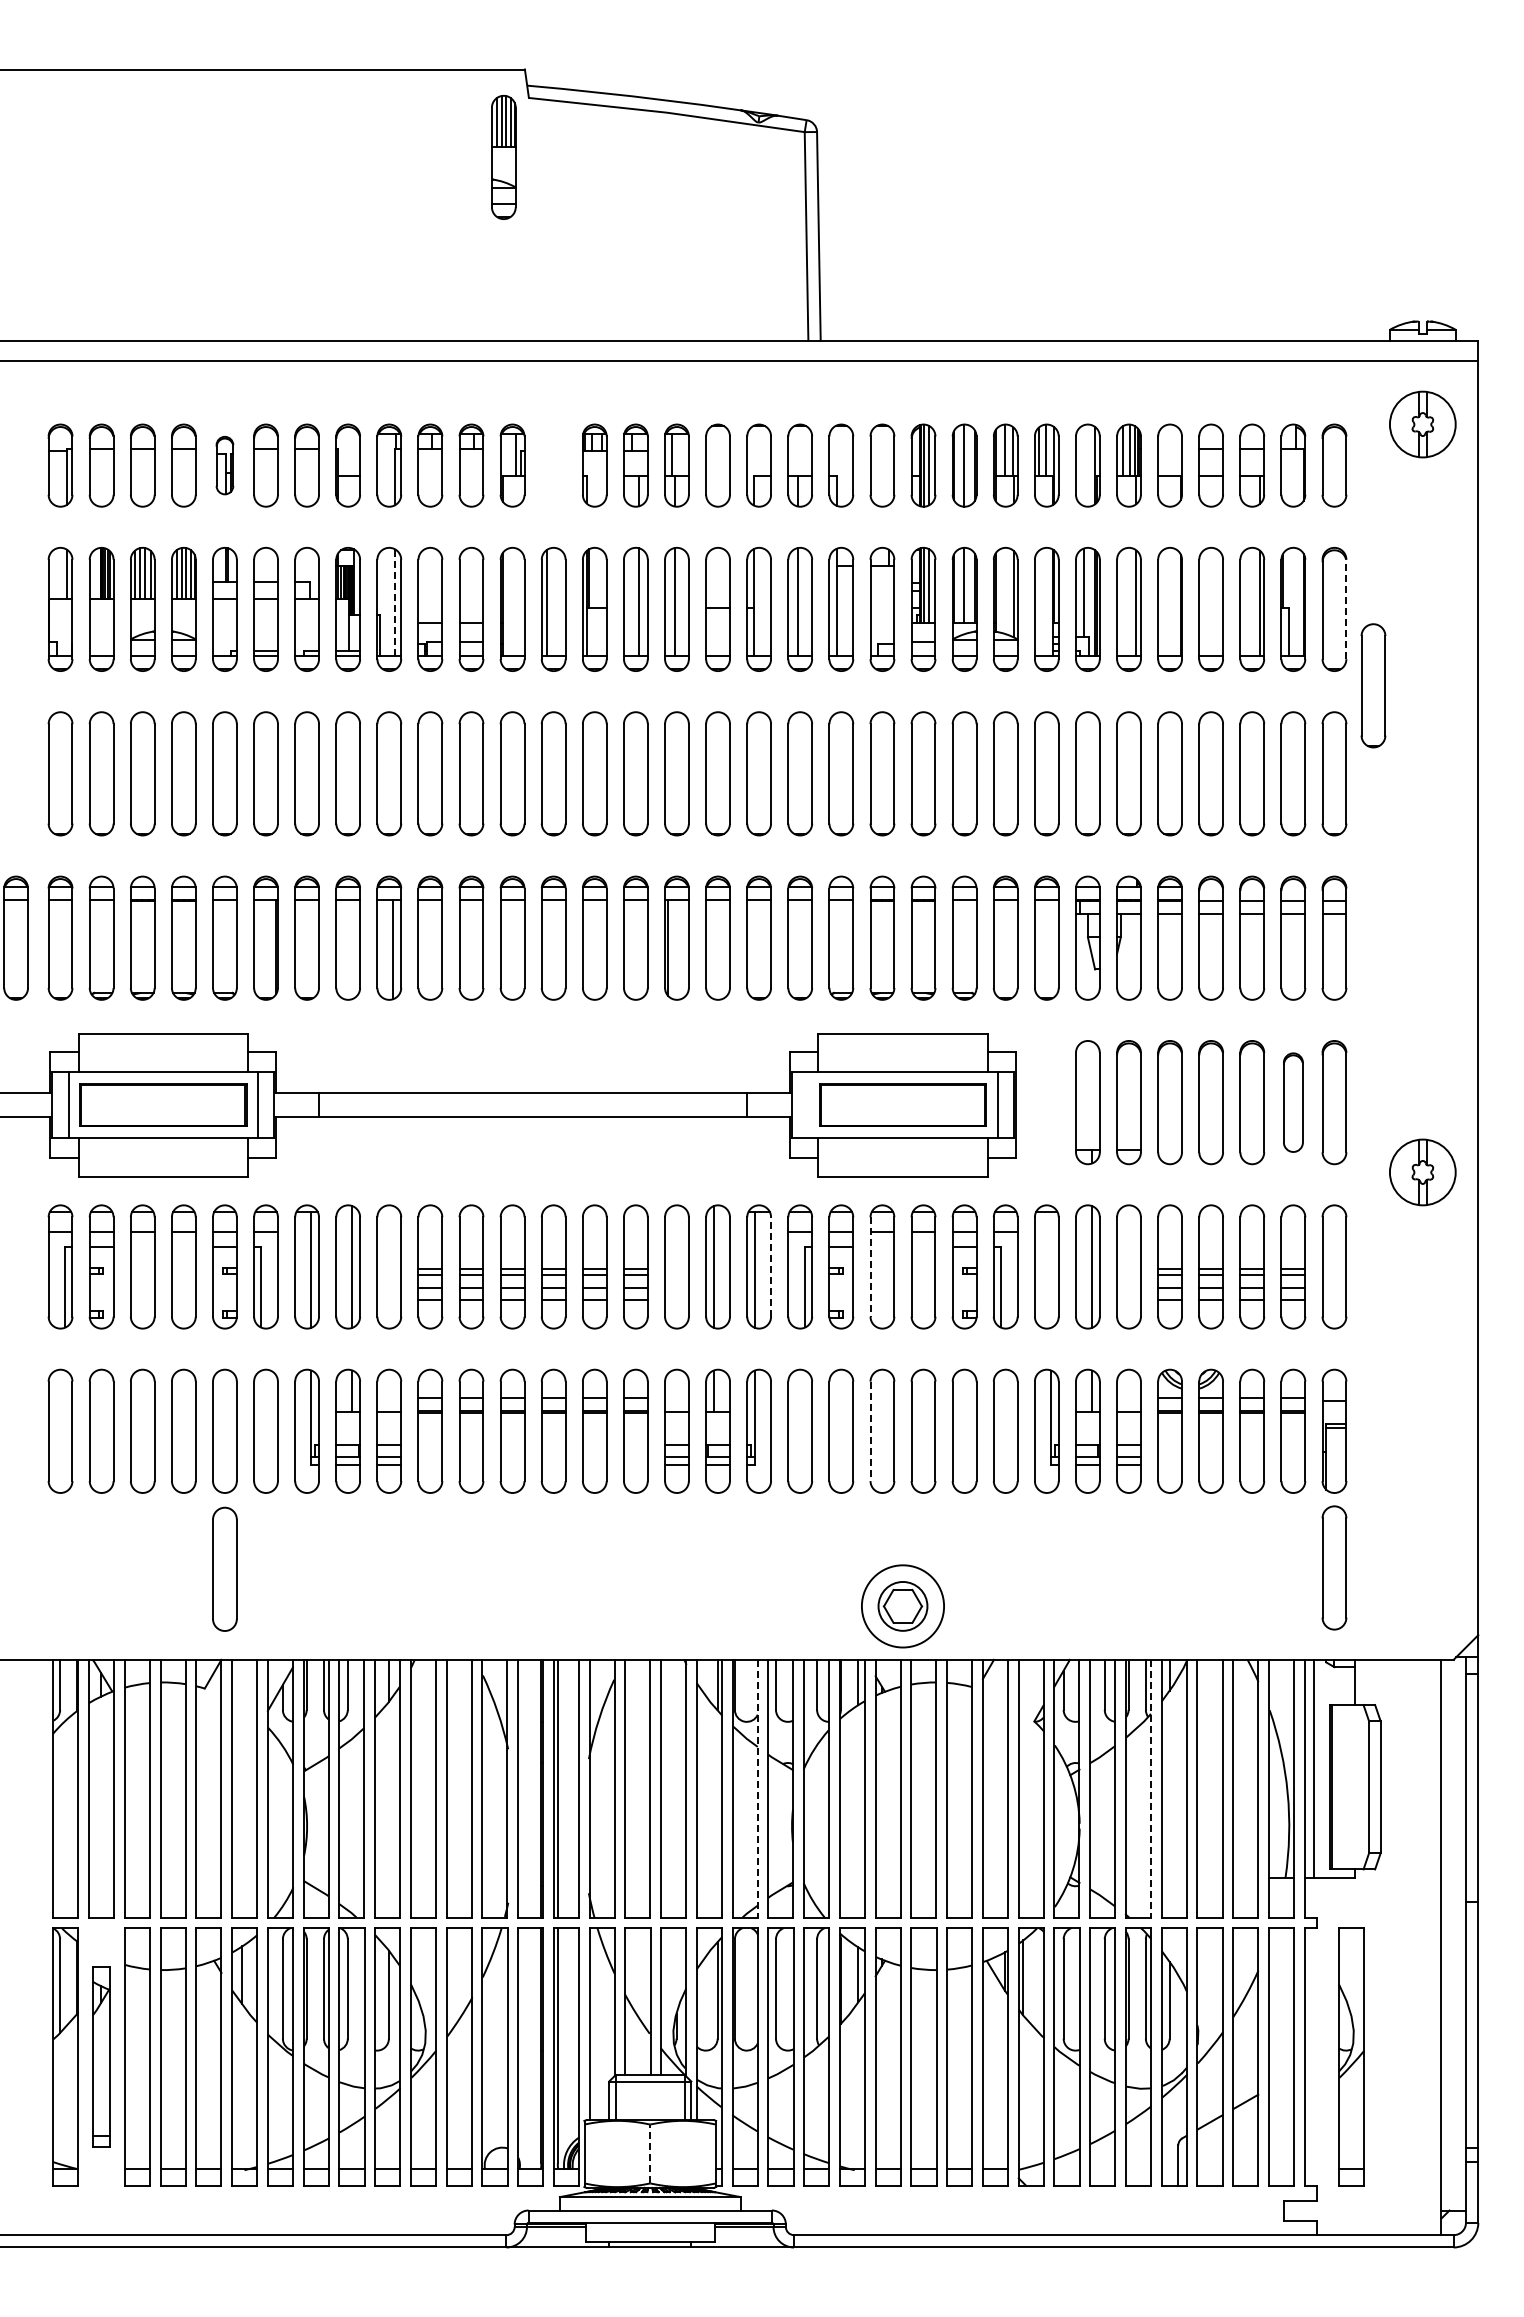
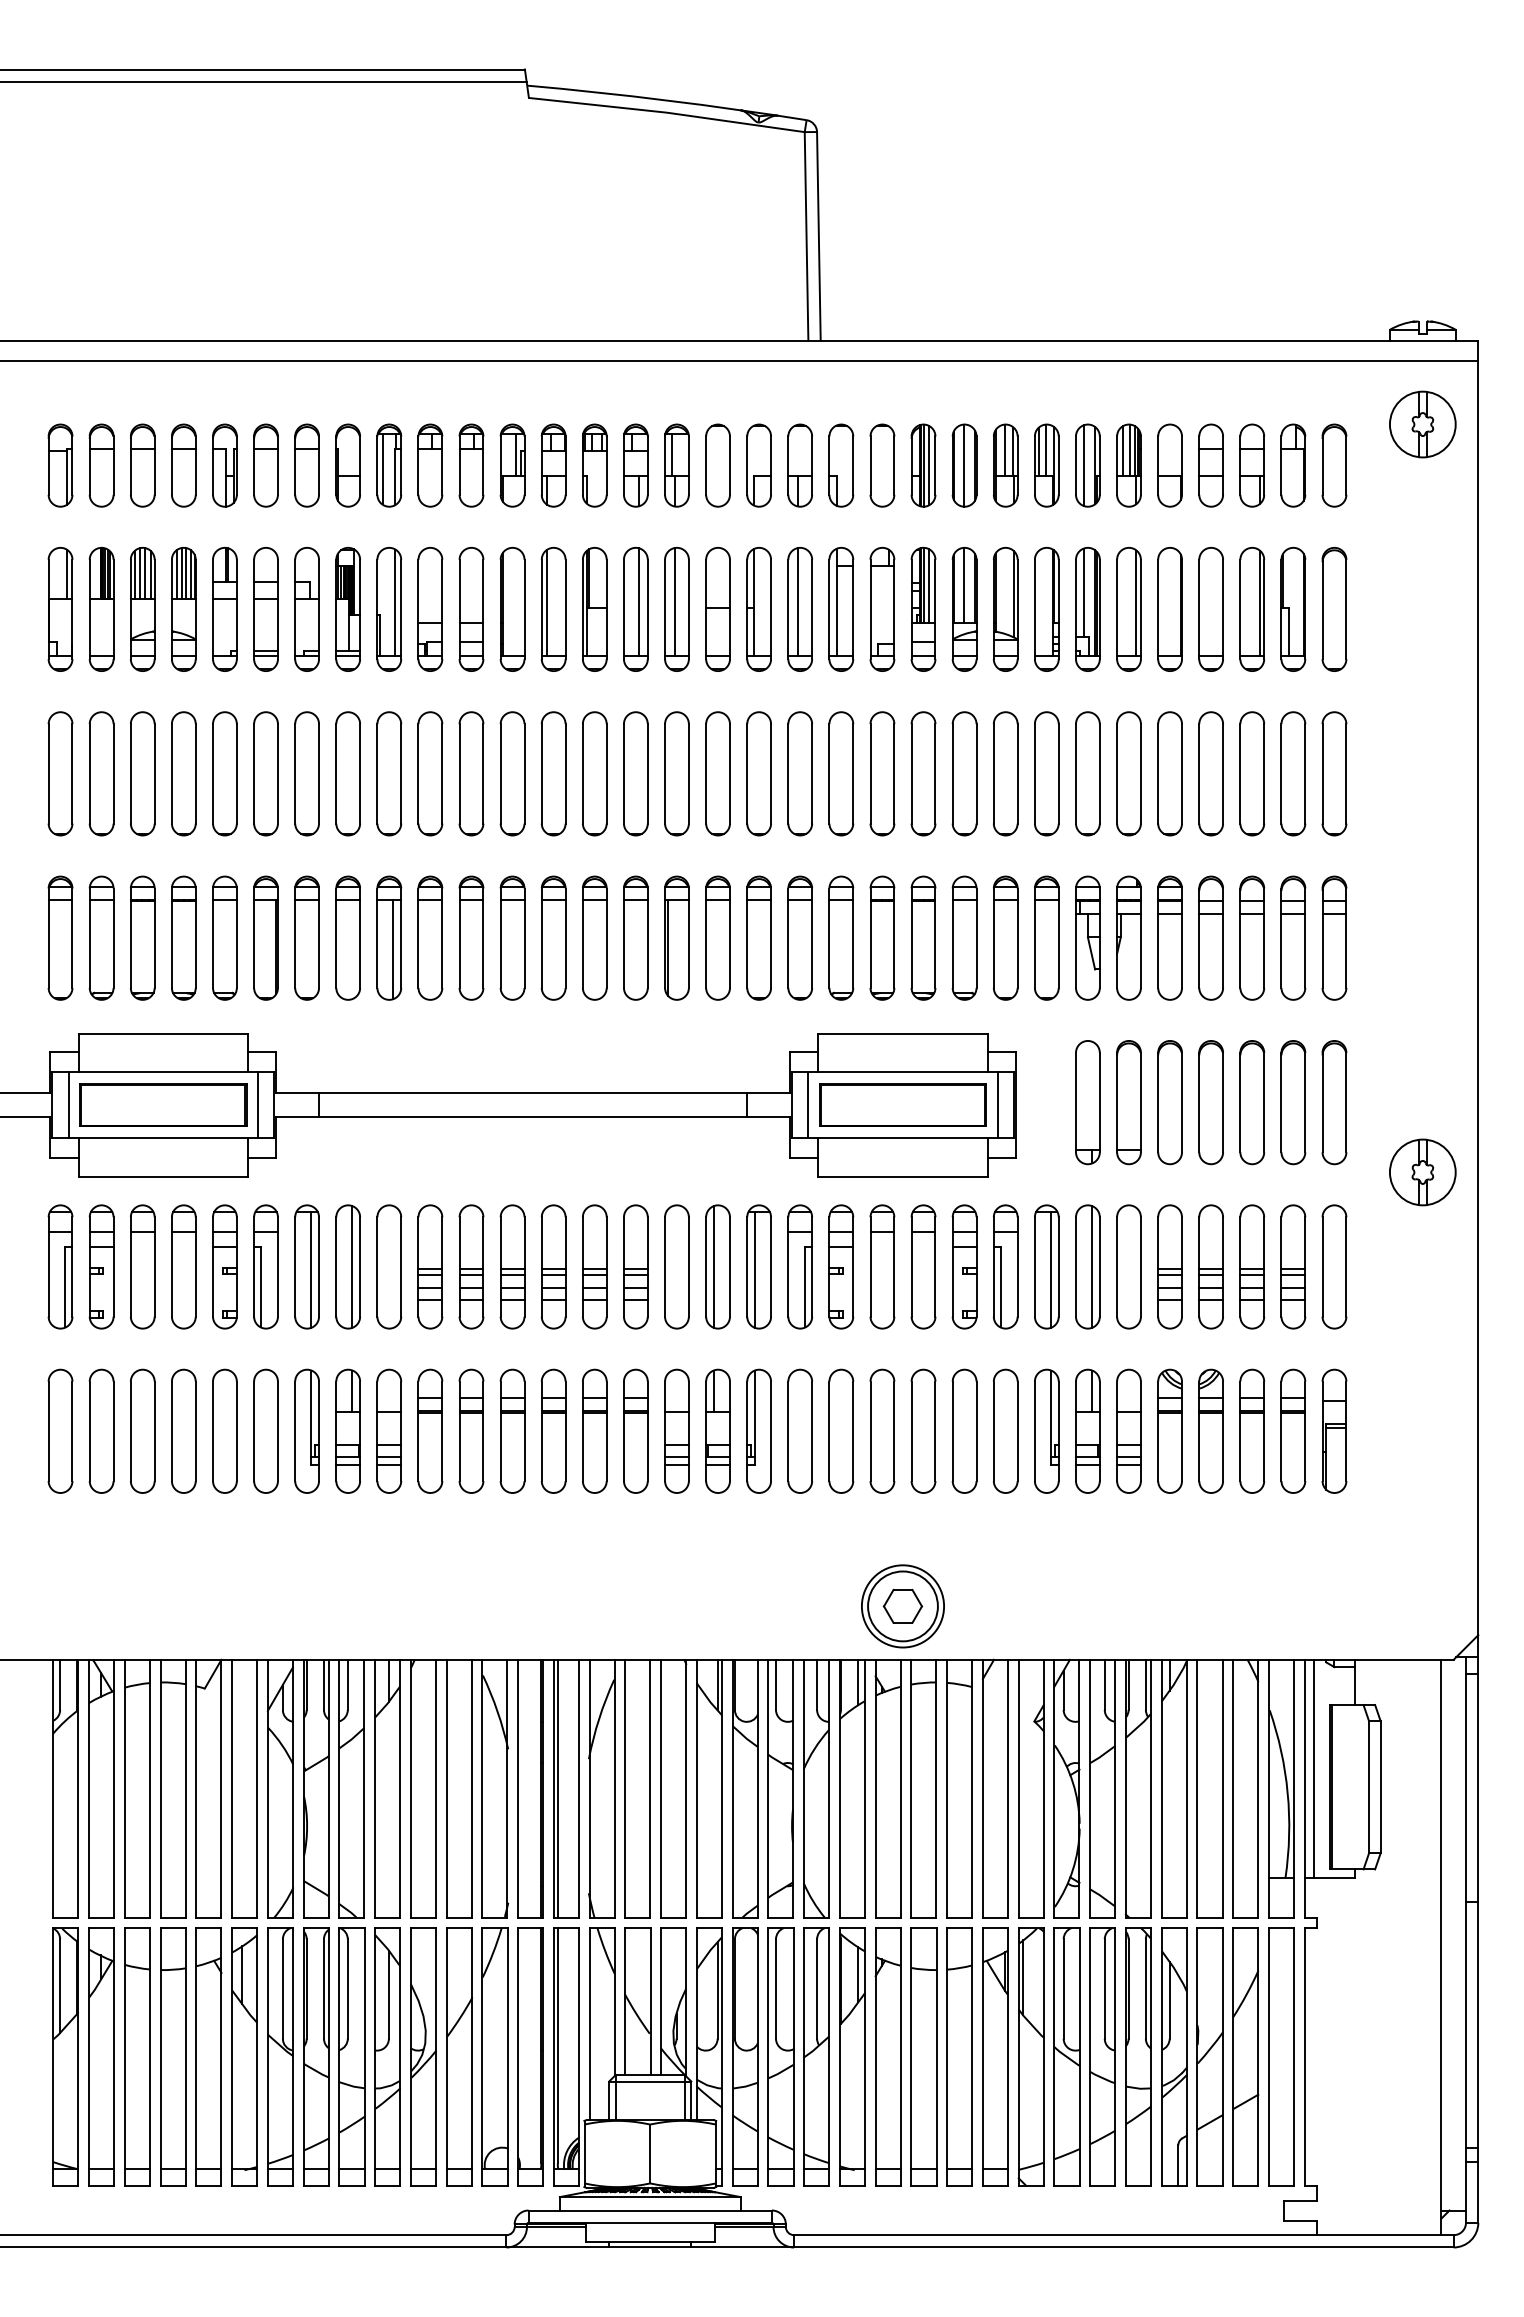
line: none -> present (264, 81)
part: present -> none (503, 157)
part size: 20x60 px -> 26x85 px (224, 465)
part: none -> present (553, 465)
line: none -> present (1084, 465)
line: none -> present (382, 469)
line: dashed -> solid (395, 603)
line: dashed -> solid (1346, 609)
part: present -> none (1373, 685)
part: present -> none (15, 937)
part size: 21x101 px -> 27x126 px (1293, 1102)
line: none -> present (808, 1104)
line: dashed -> solid (771, 1266)
line: dashed -> solid (870, 1266)
line: none -> present (1050, 1269)
line: dashed -> solid (870, 1431)
part: present -> none (1334, 1567)
part: present -> none (224, 1568)
circle diameter: 49 px -> 70 px (902, 1606)
line: dashed -> solid (757, 1788)
line: dashed -> solid (1150, 1788)
part size: 19x182 px -> 27x260 px (101, 2056)
part: present -> none (1351, 2056)
line: dashed -> solid (650, 2153)
